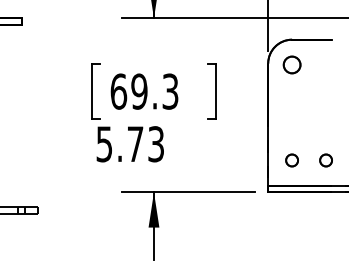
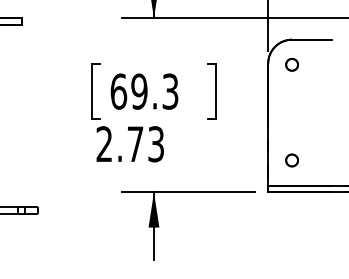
part size: 20x20 px -> 14x15 px (291, 64)
text: 5.73 -> 2.73 (103, 144)
part: present -> none (325, 160)
